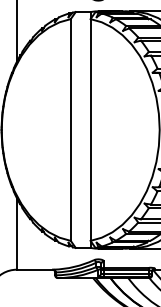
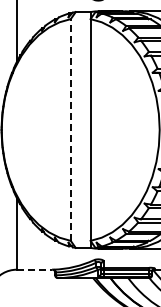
line: solid -> dashed (70, 130)
line: solid -> dashed (34, 269)
